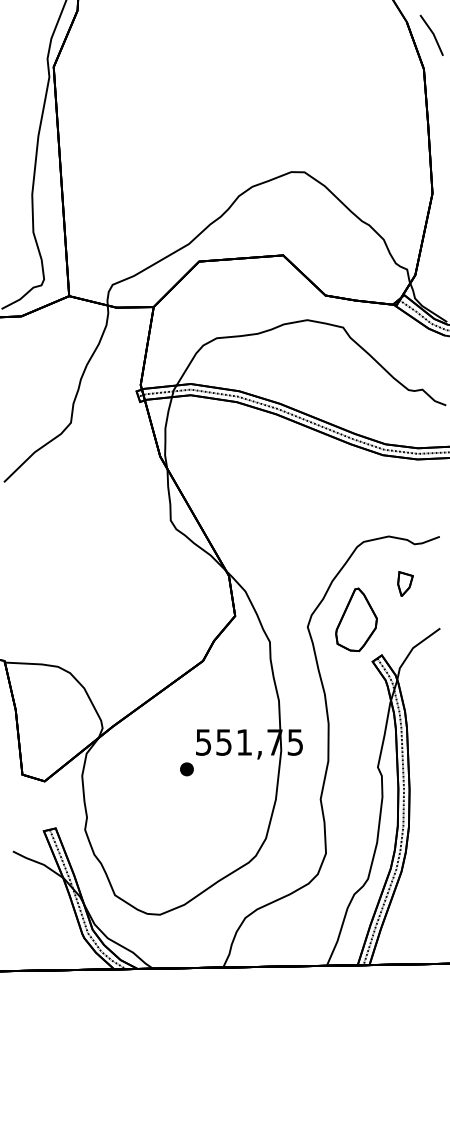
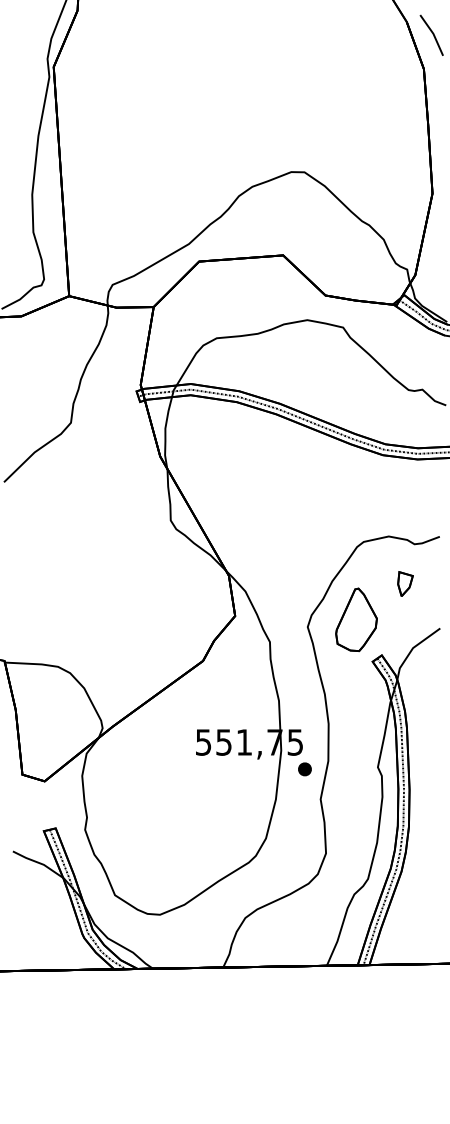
part position: (186, 769) -> (304, 769) (304, 769)
